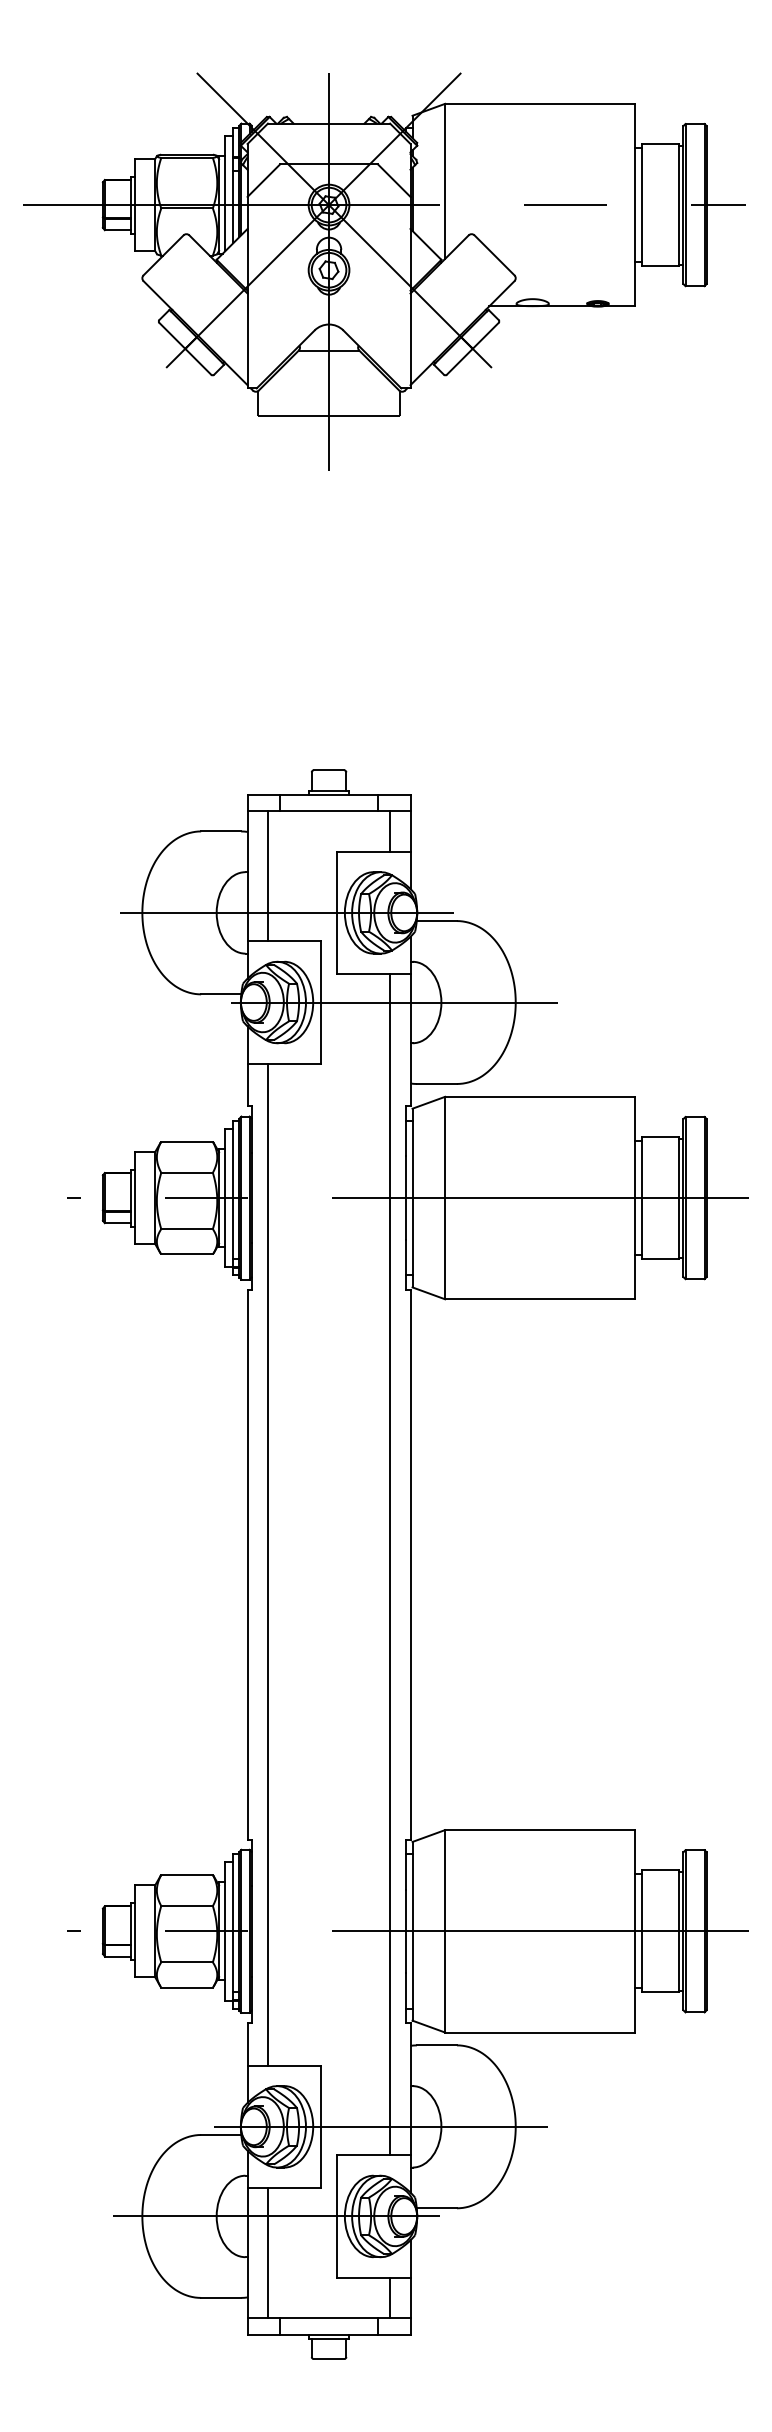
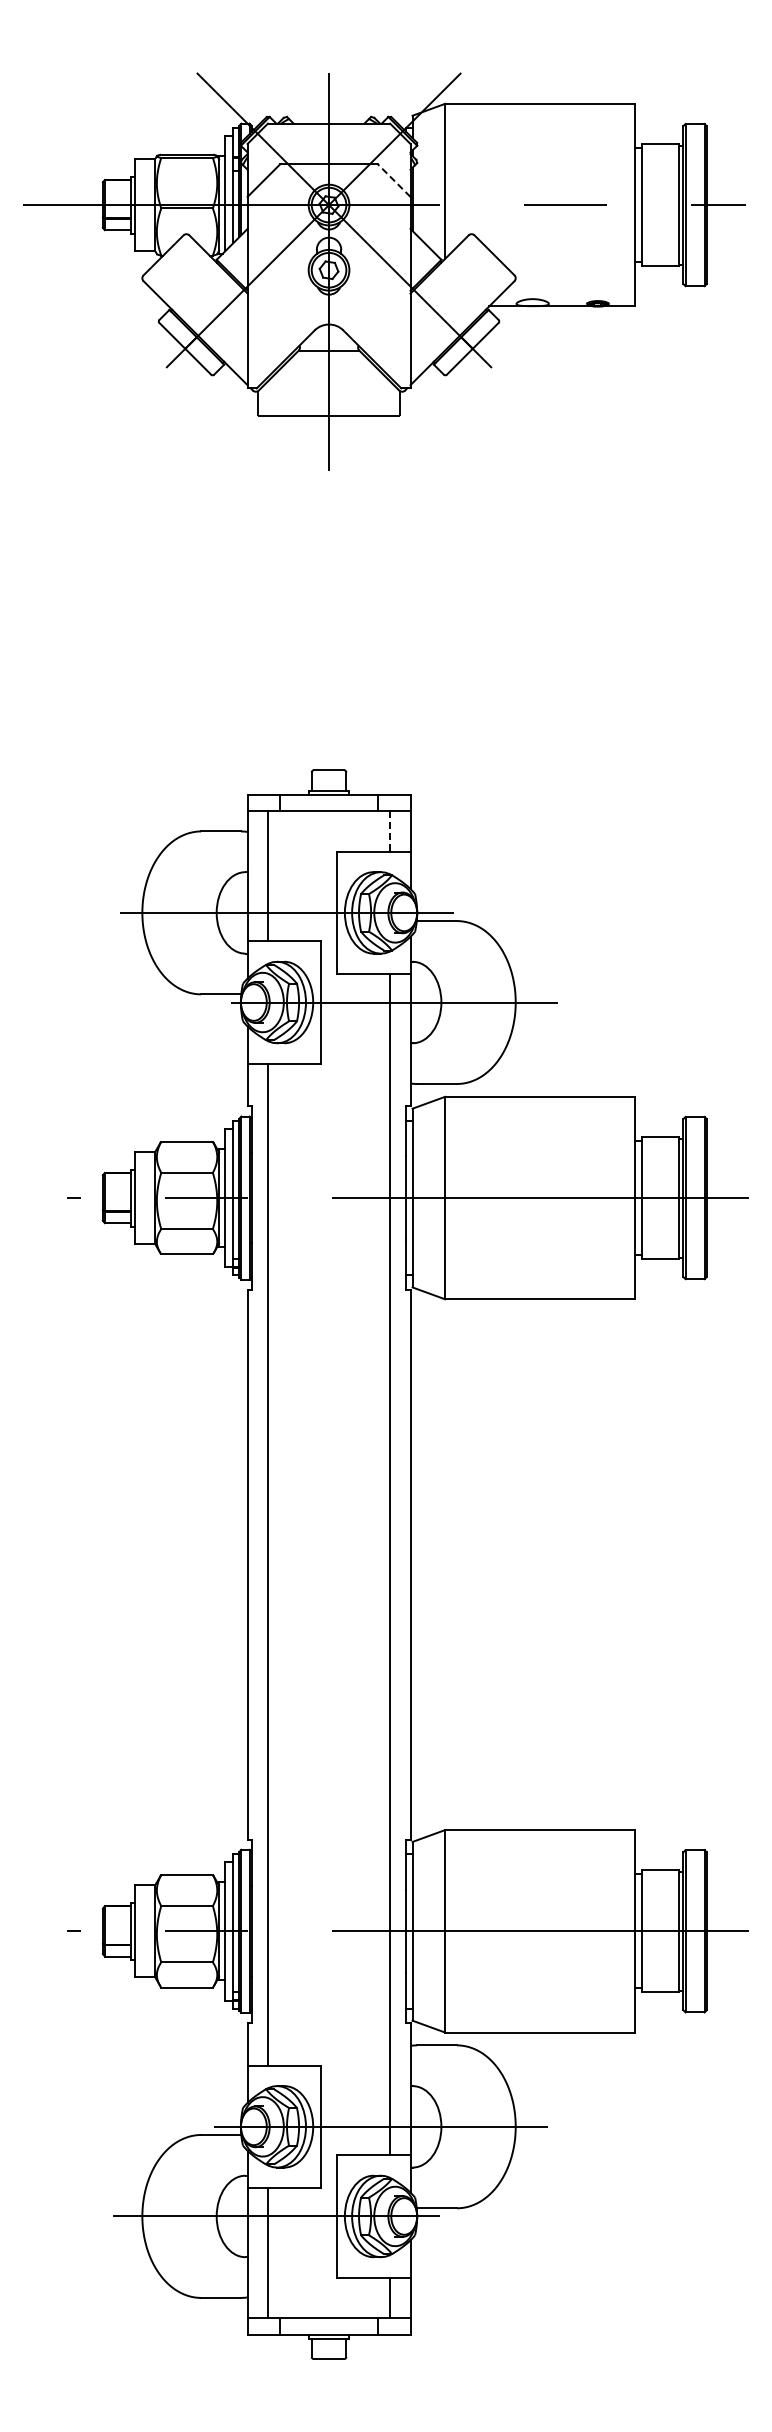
line: solid -> dashed (393, 180)
line: solid -> dashed (390, 831)
